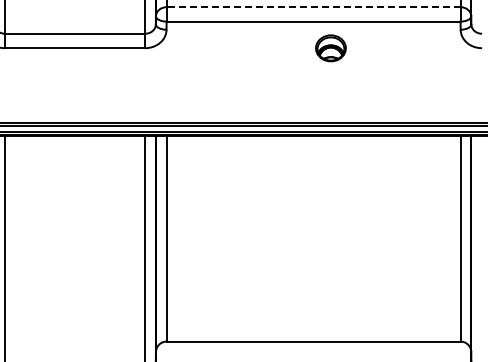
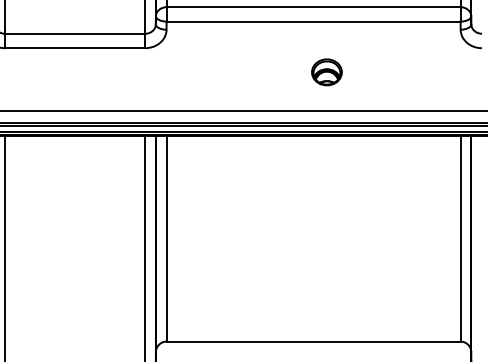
line: dashed -> solid (313, 7)
part position: (330, 48) -> (326, 72) (326, 72)
line: none -> present (243, 110)
